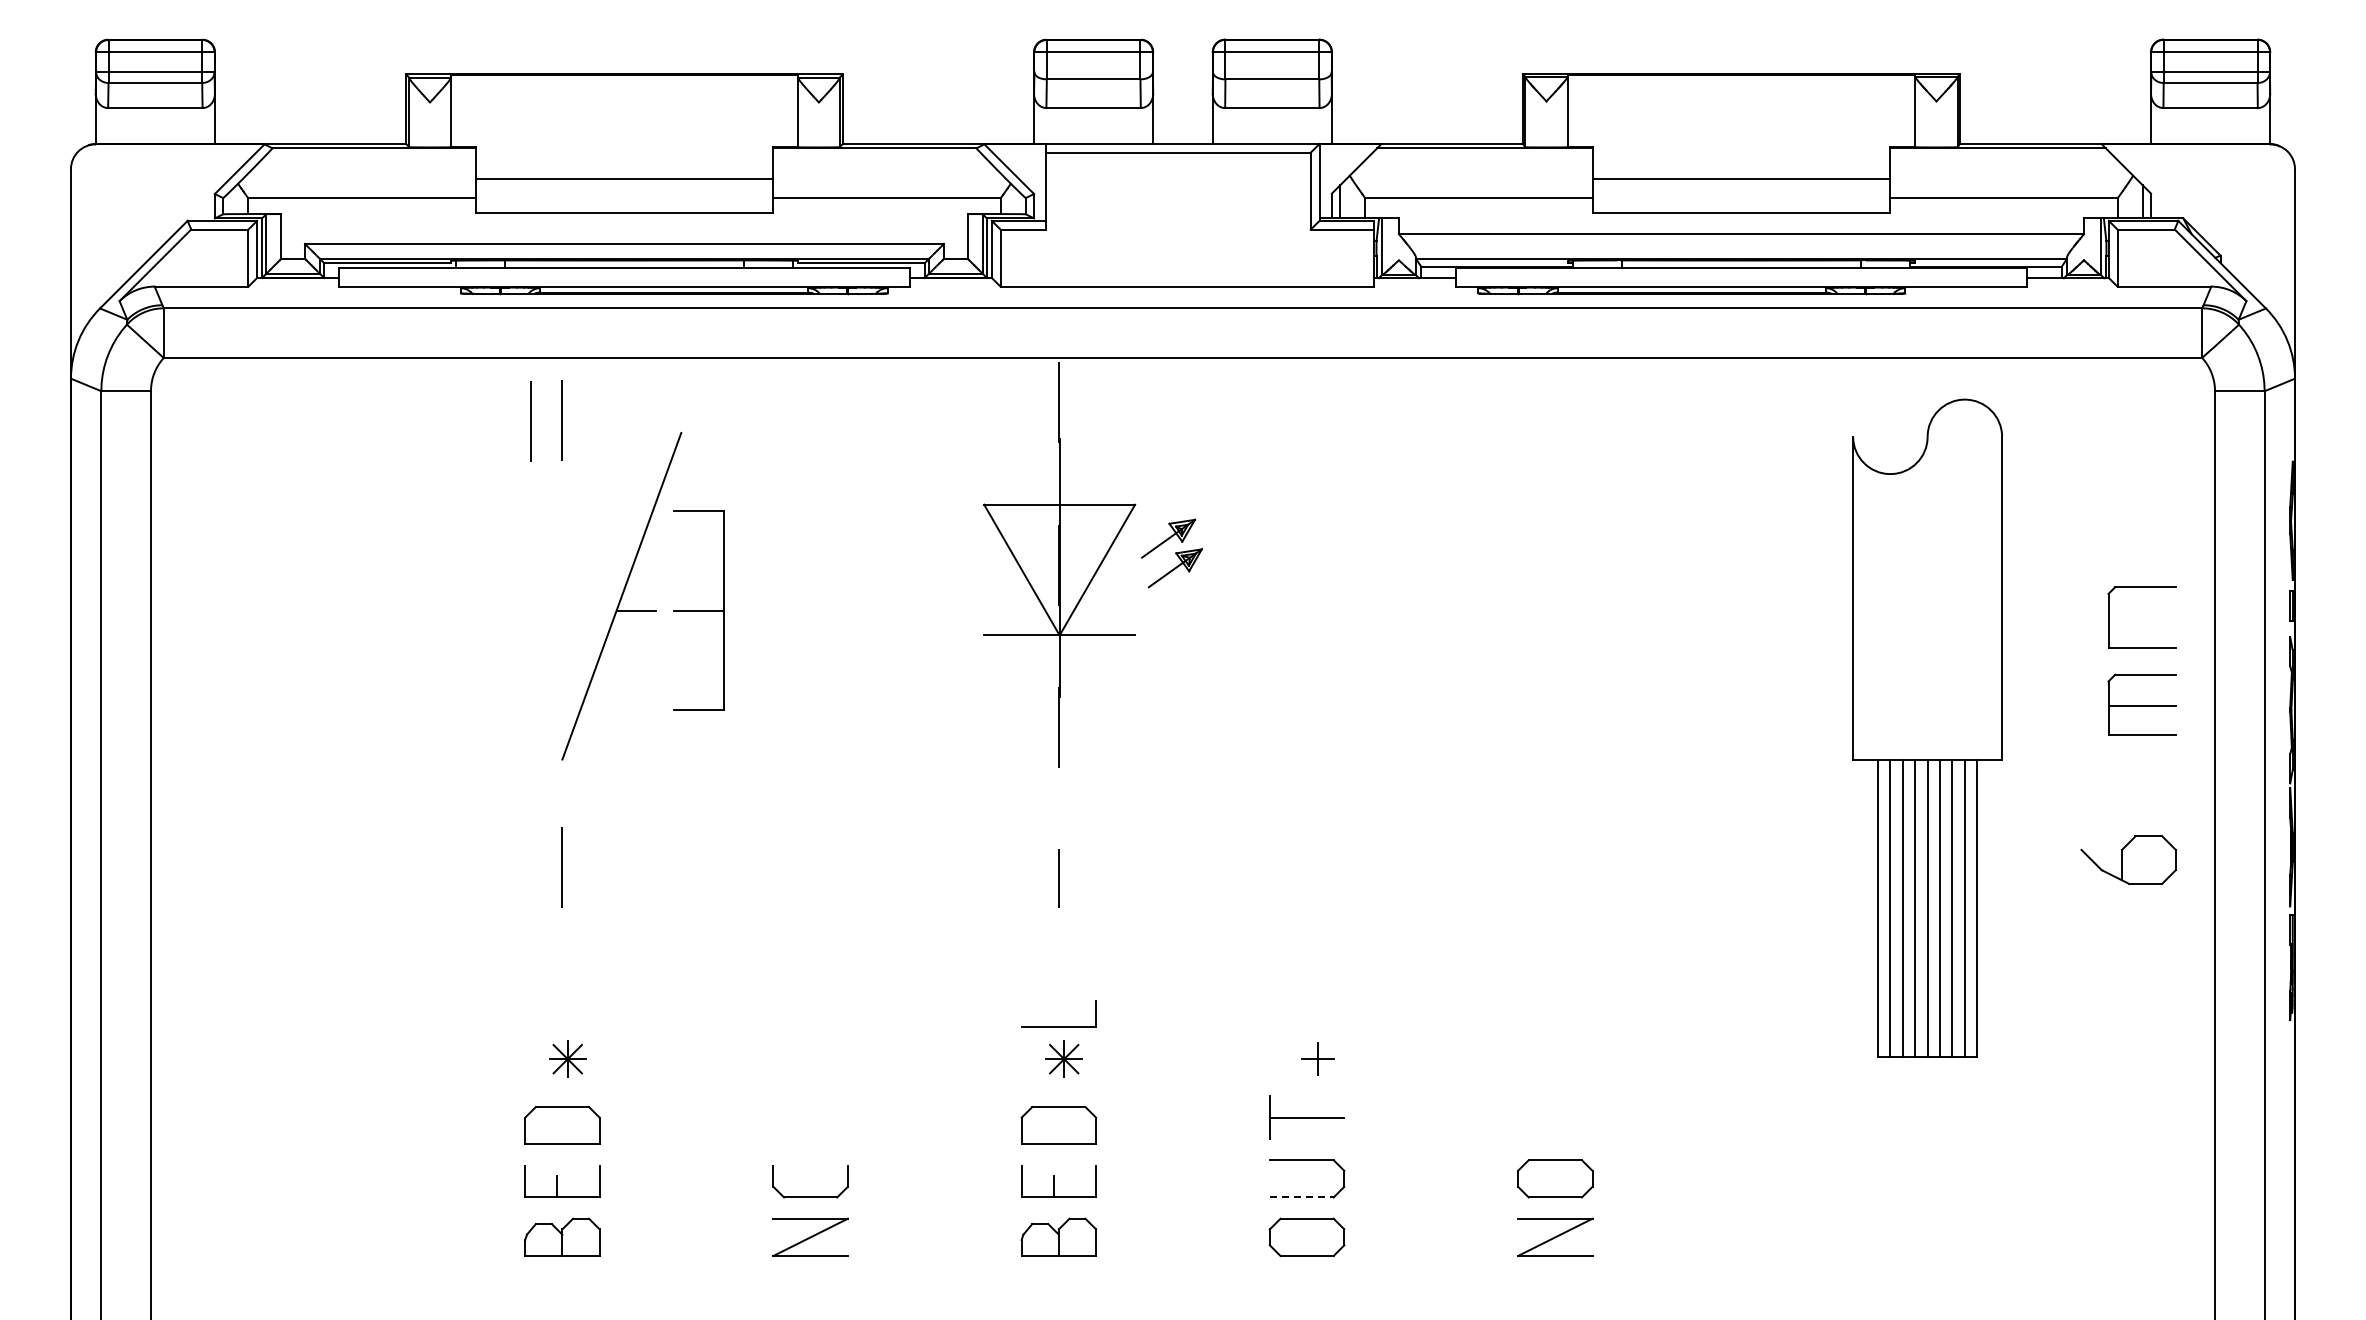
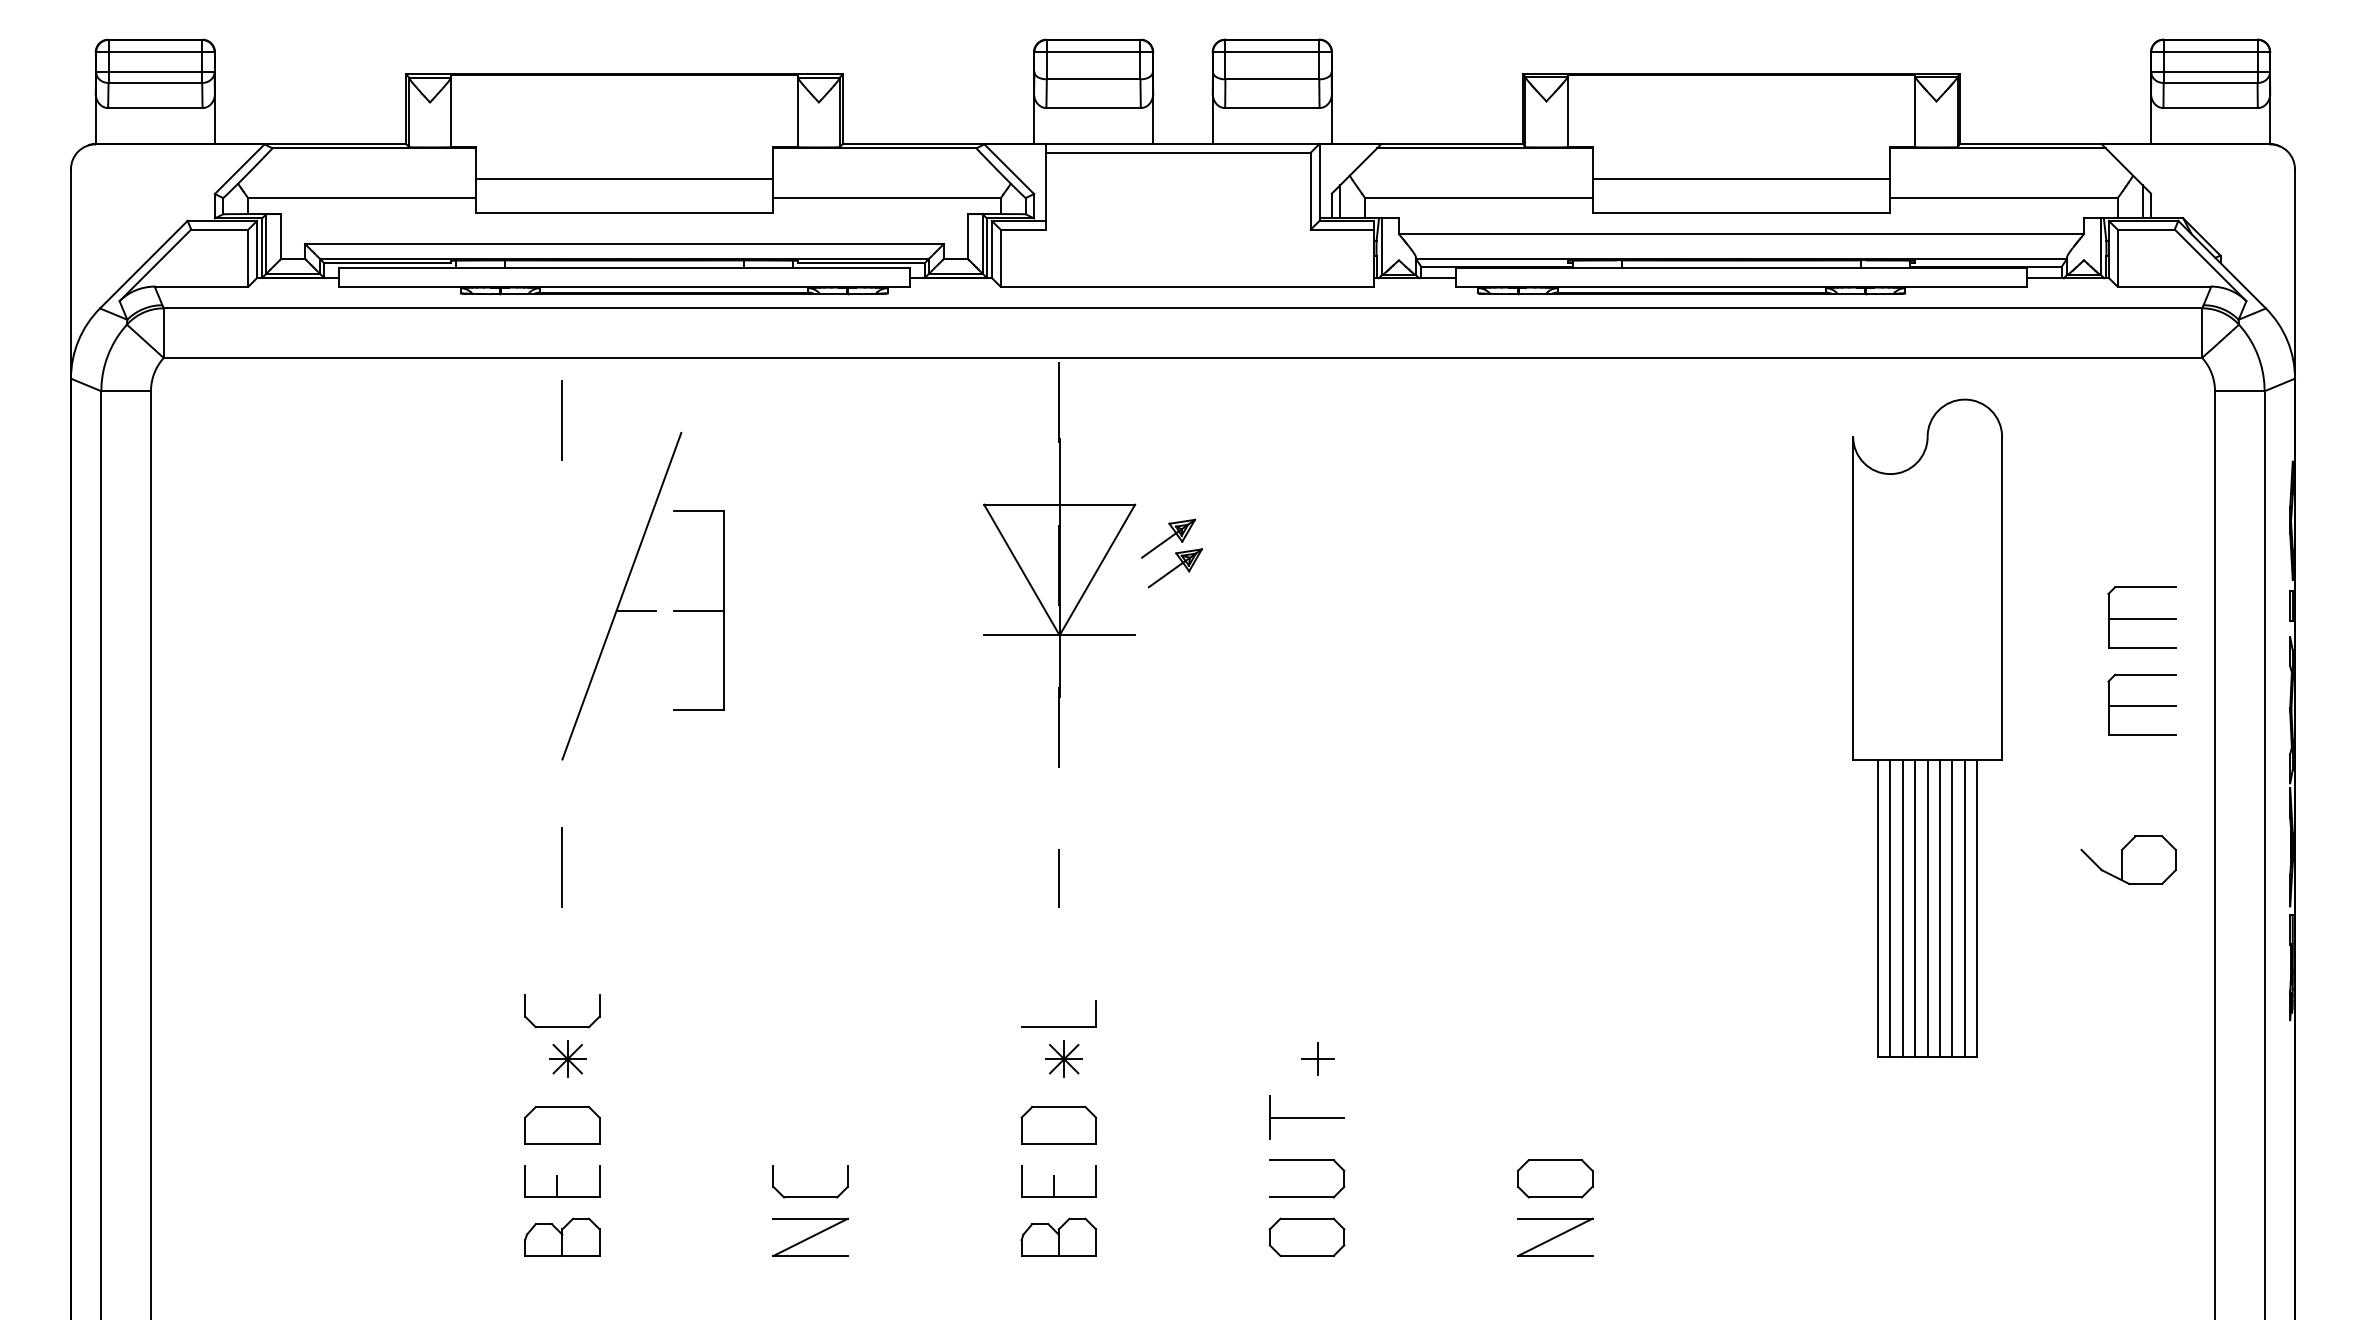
line: present -> none (530, 421)
line: none -> present (2141, 618)
part: none -> present (562, 1026)
line: dashed -> solid (1301, 1197)
